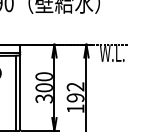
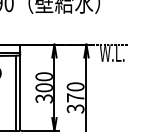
text: 192 -> 370 (75, 97)
